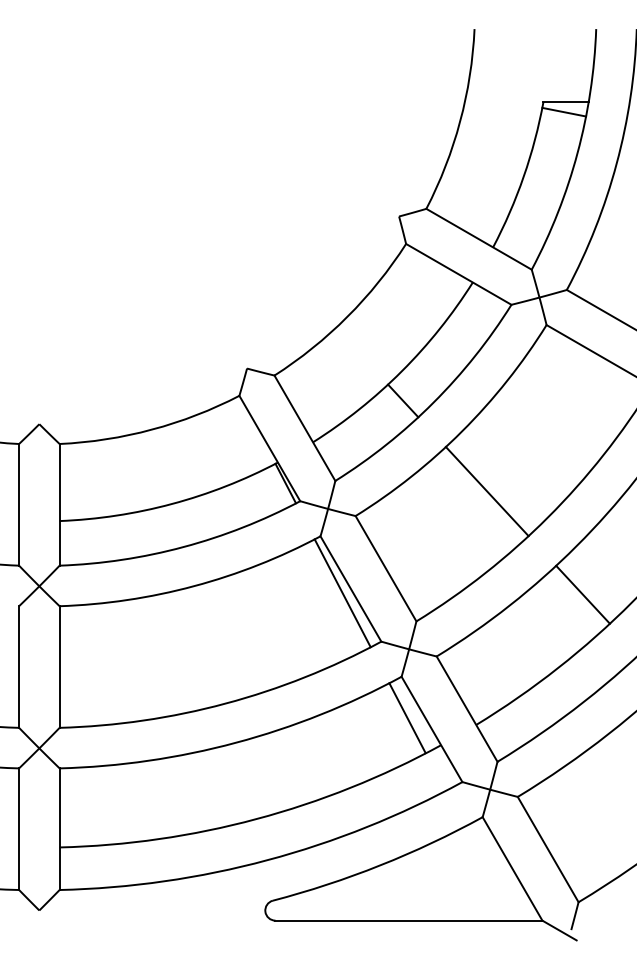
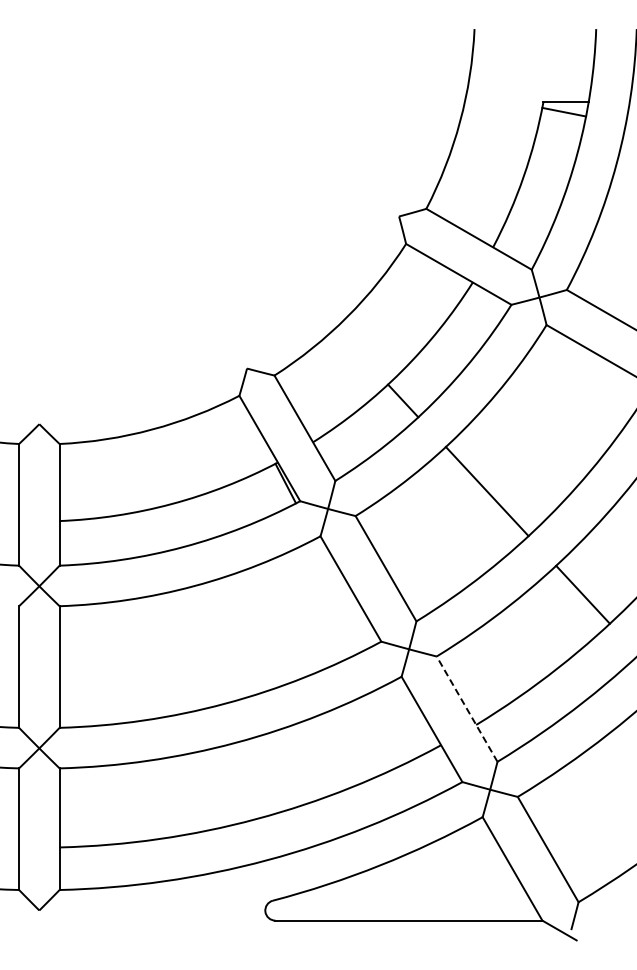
line: present -> none (342, 593)
line: solid -> dashed (467, 709)
line: present -> none (407, 718)
